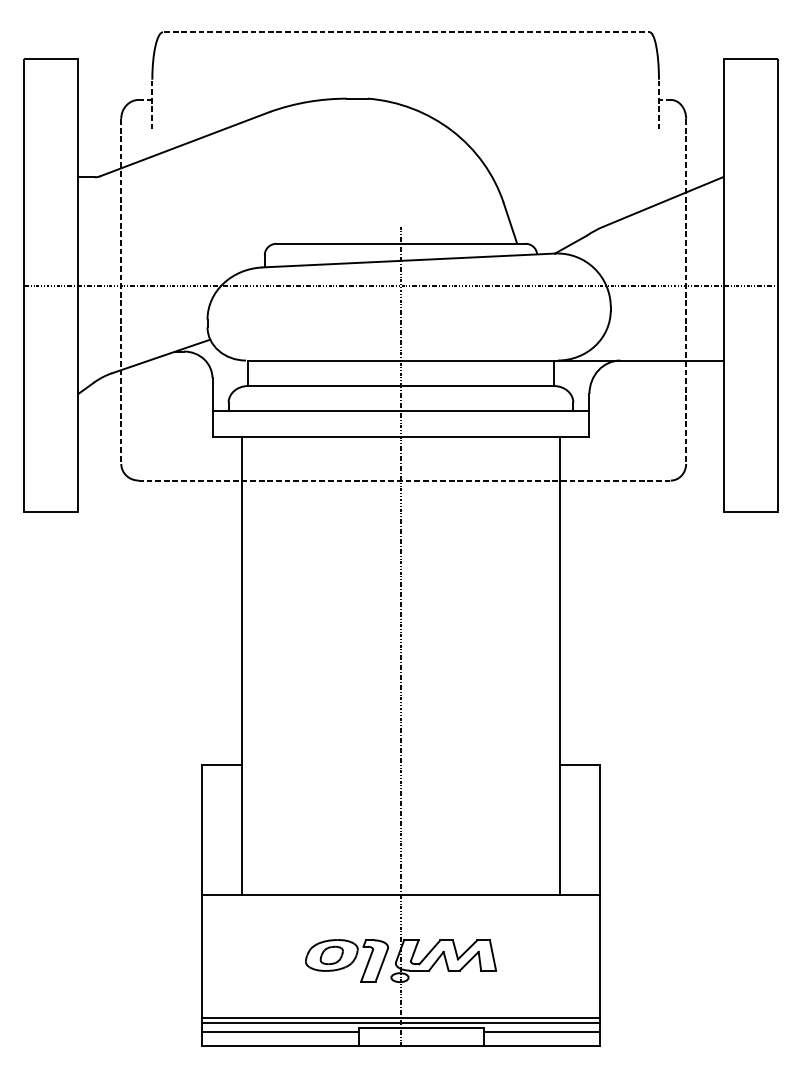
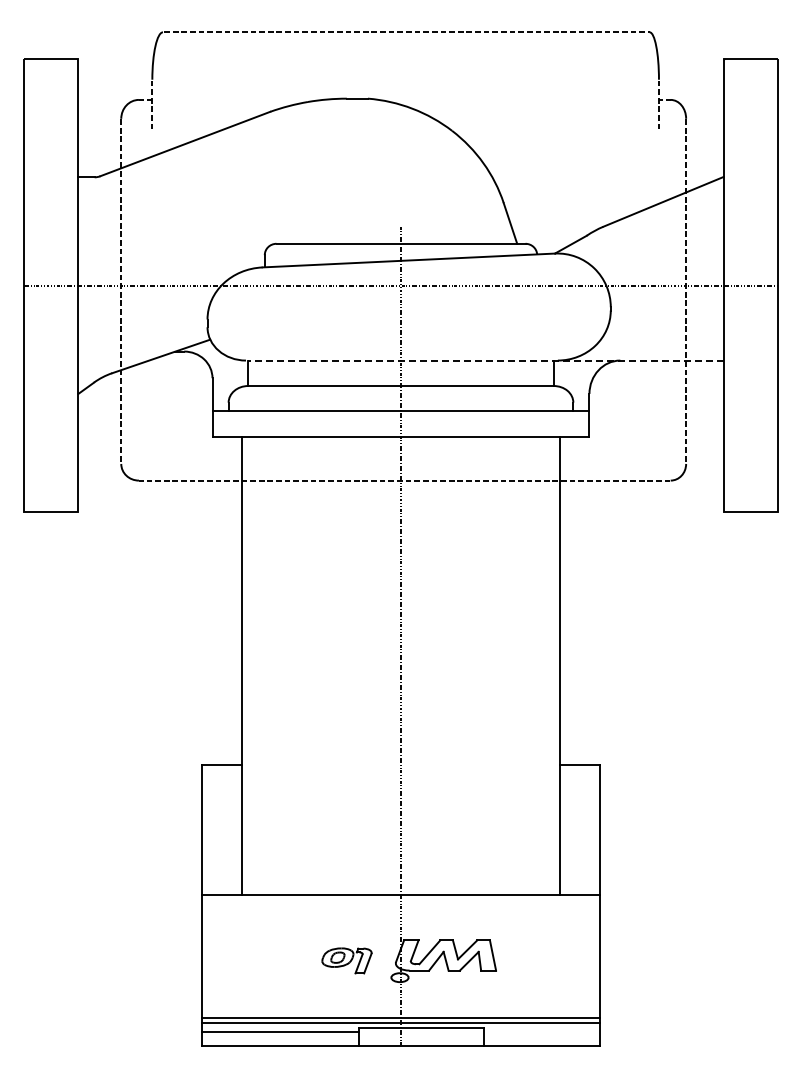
line: solid -> dashed (485, 360)
part size: 84x44 px -> 52x28 px (346, 960)
line: present -> none (542, 1032)
